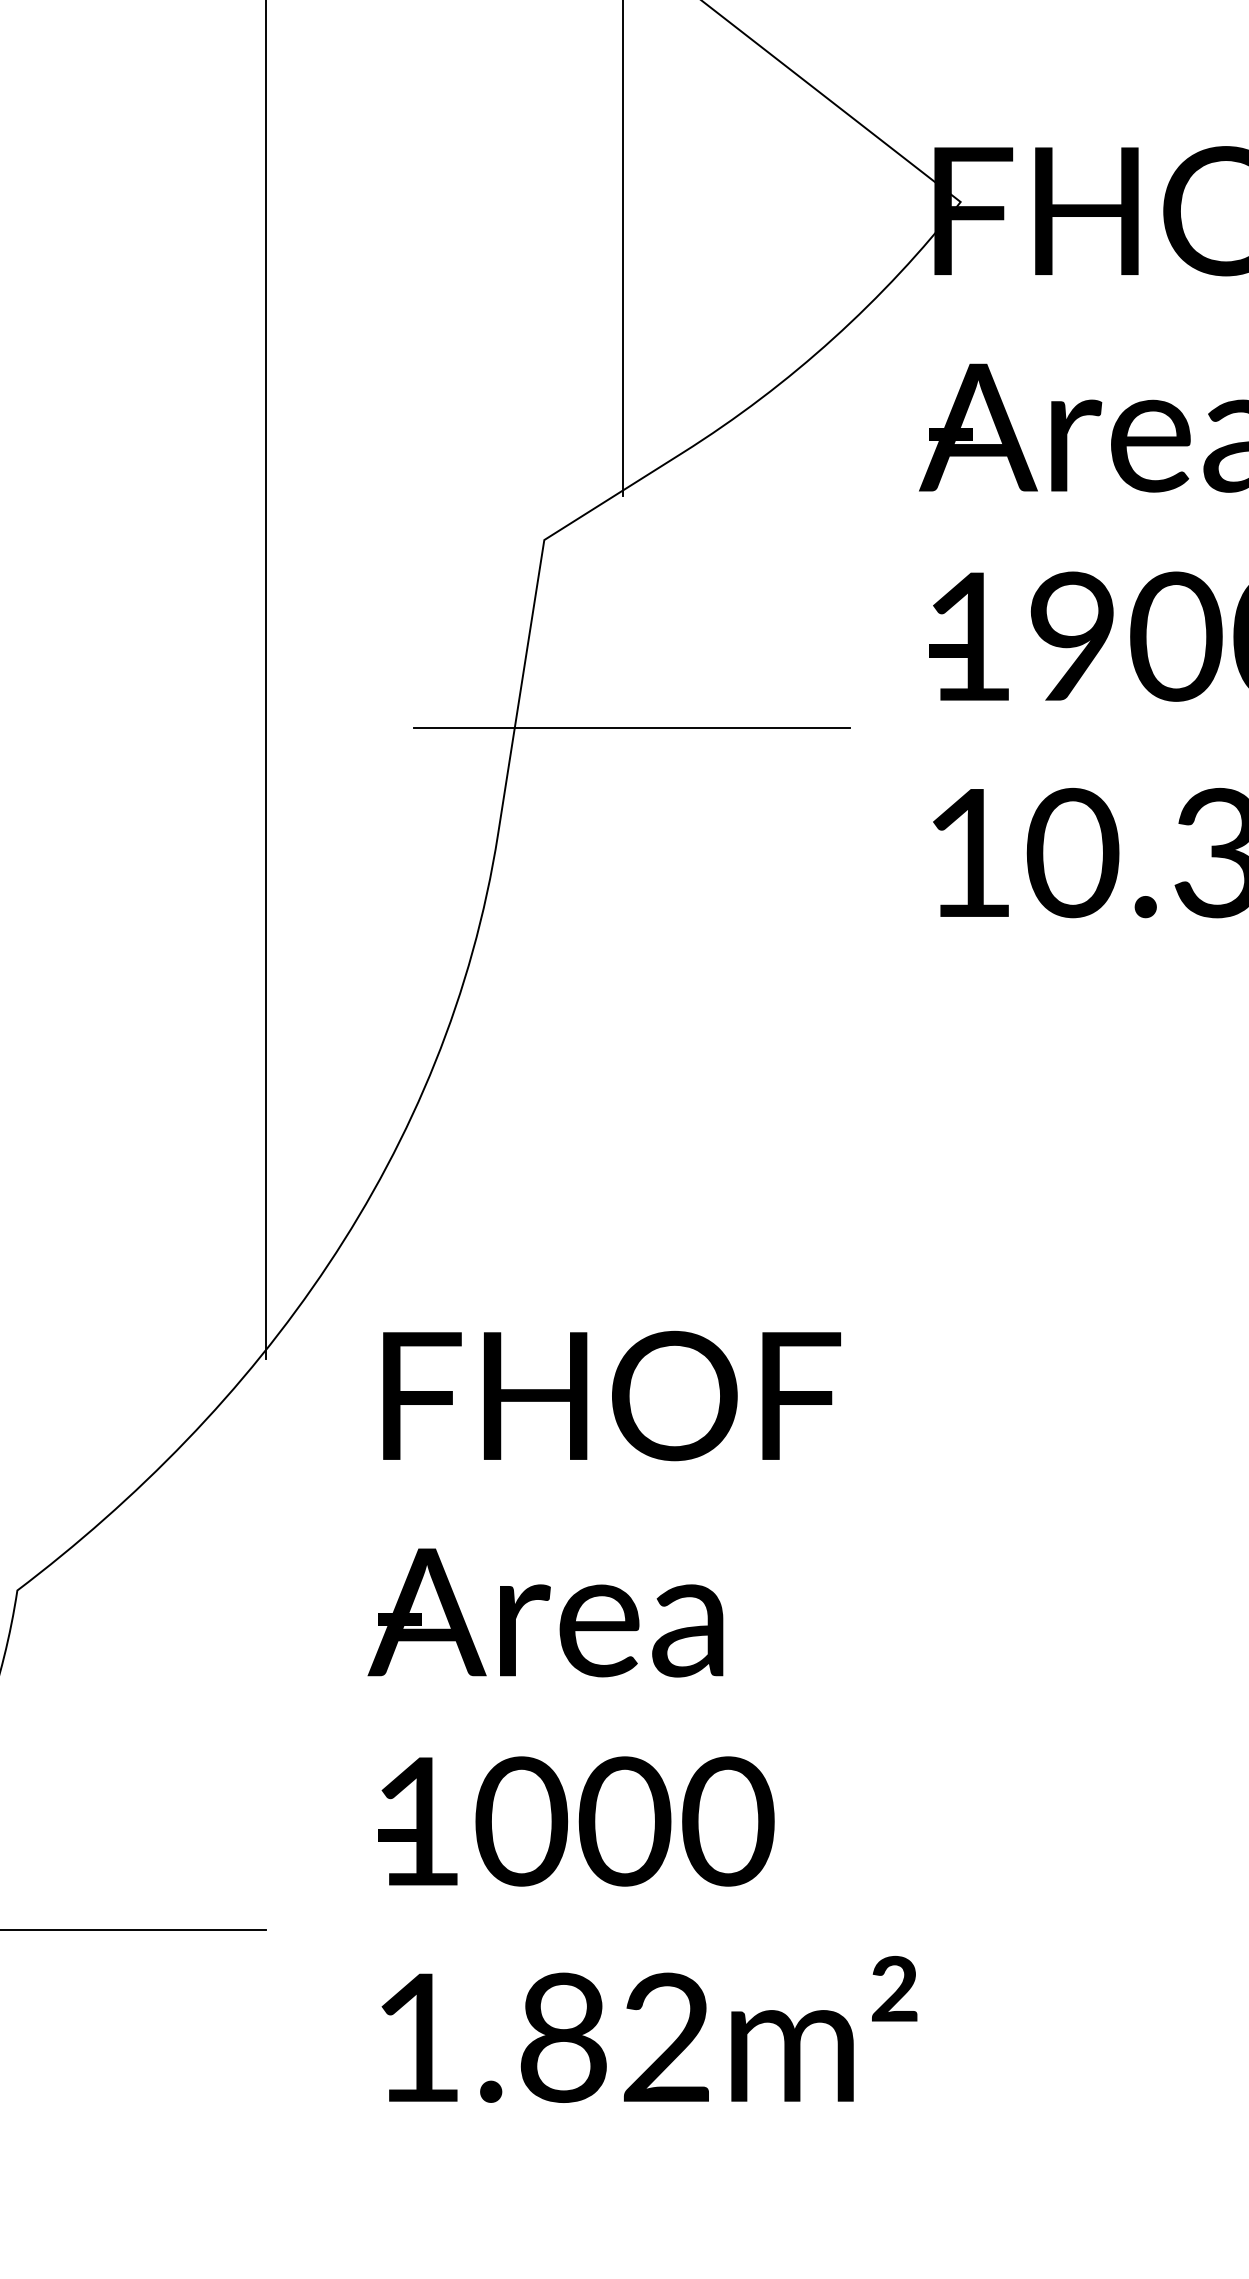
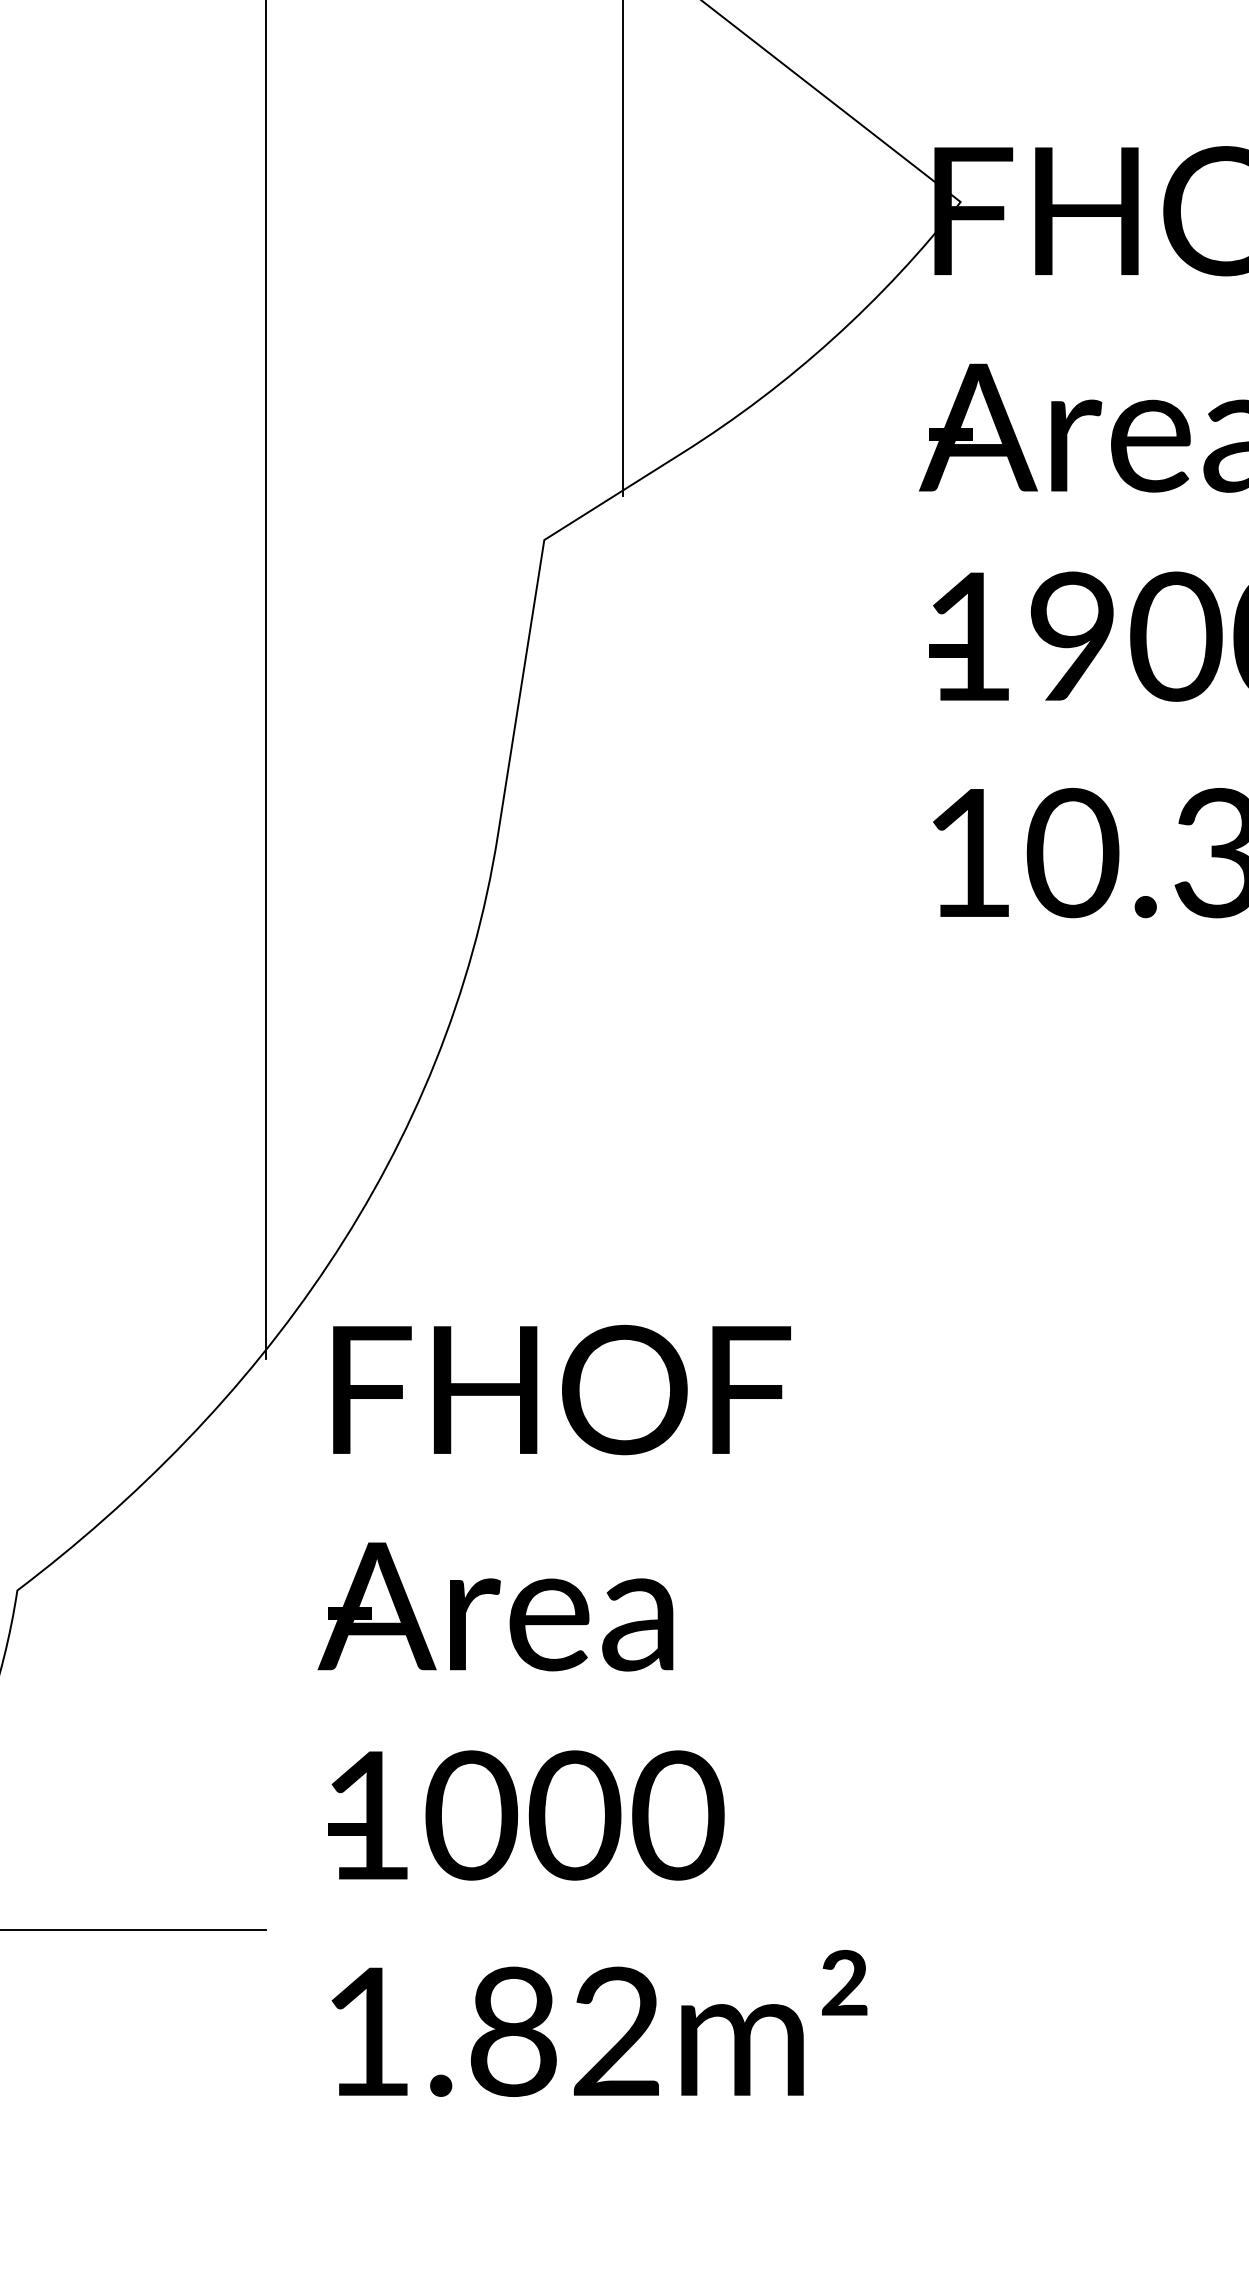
line: present -> none (632, 728)
text position: (642, 1716) -> (592, 1710) (592, 1710)
